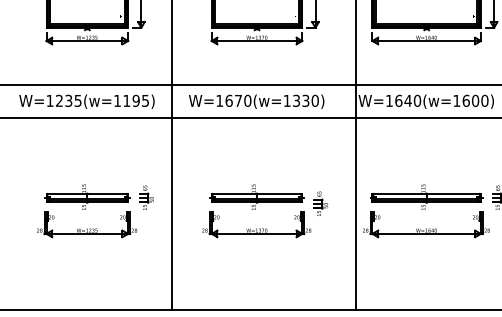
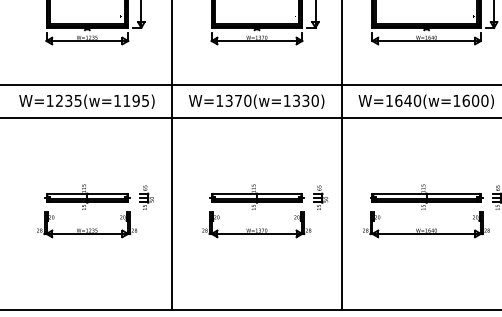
text: W=1670(w=1330) -> W=1370(w=1330) (228, 100)
line position: (355, 155) -> (341, 155) (341, 155)
part position: (320, 203) -> (320, 197) (320, 197)
